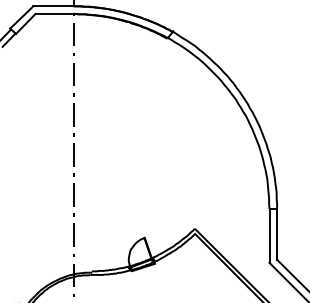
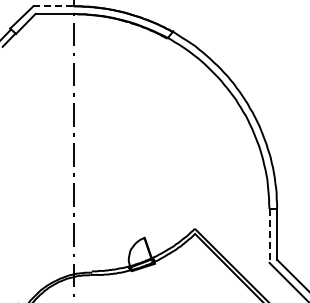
line: solid -> dashed (53, 6)
line: solid -> dashed (269, 235)
